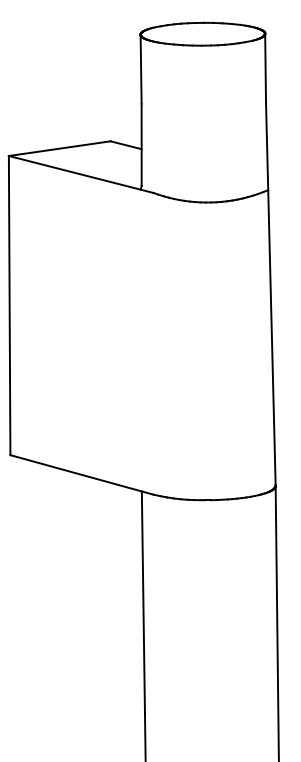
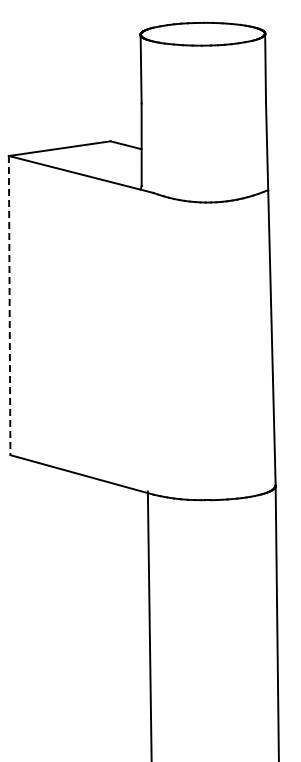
line: solid -> dashed (9, 305)
line position: (143, 624) -> (149, 624) (149, 624)
